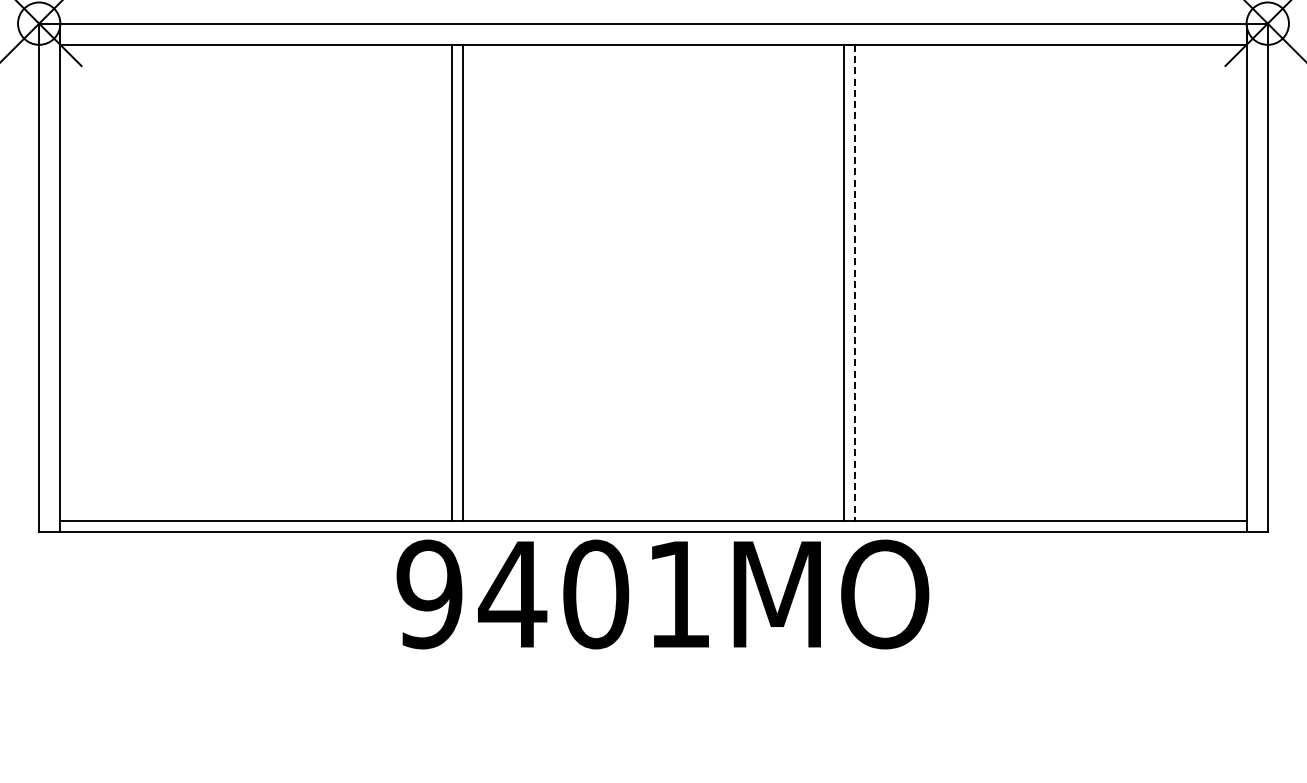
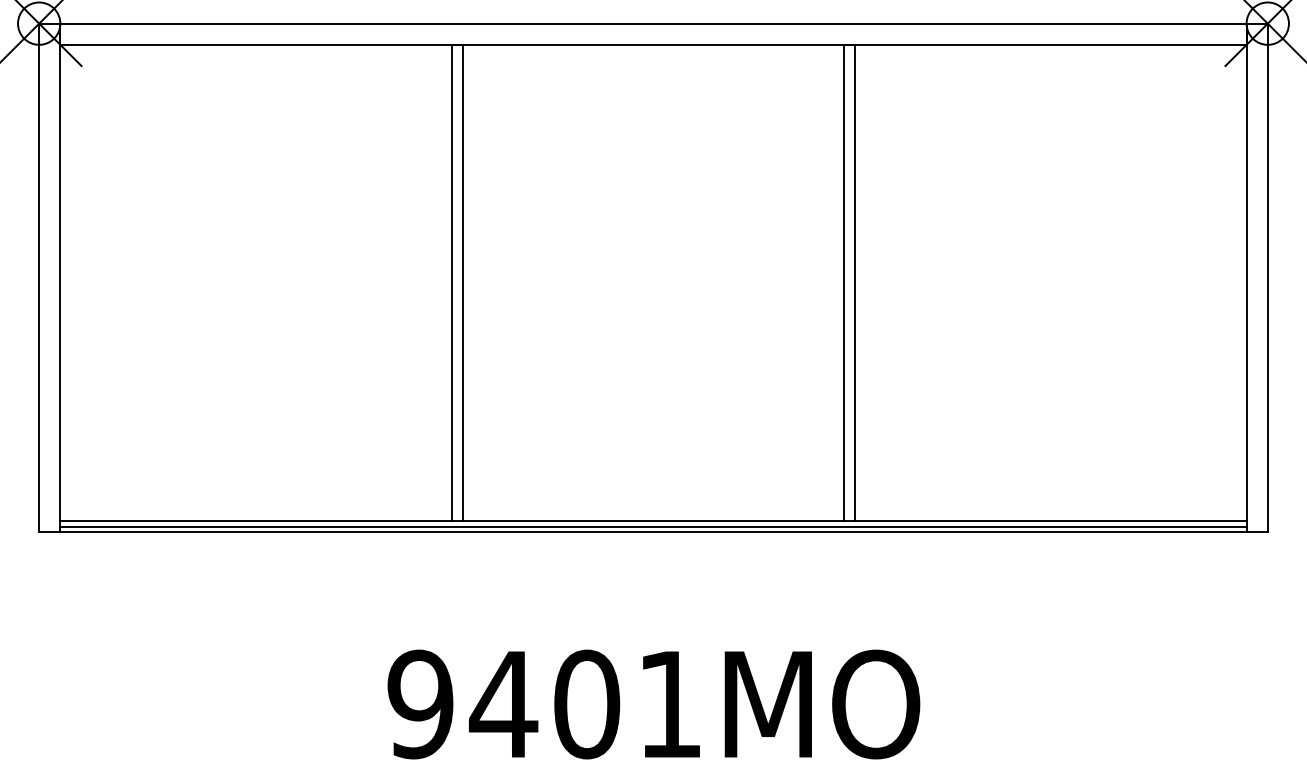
line: dashed -> solid (854, 283)
line: none -> present (653, 526)
text position: (662, 594) -> (653, 704) (653, 704)
